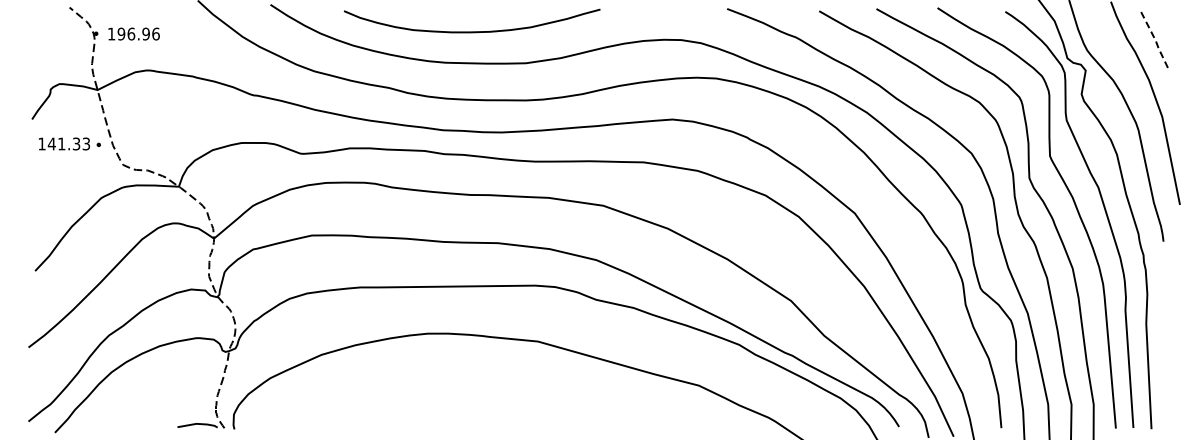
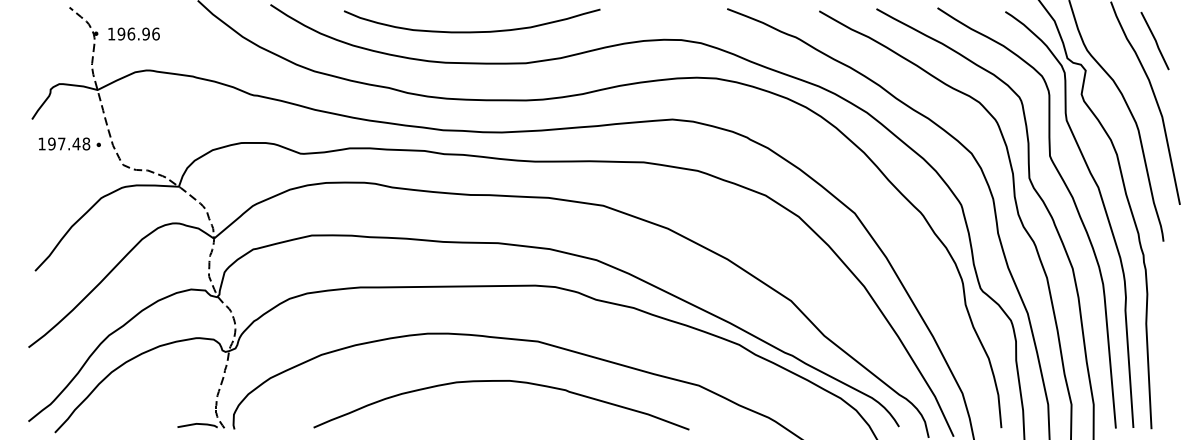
line: dashed -> solid (1155, 40)
text: 141.33 -> 197.48 (68, 143)
curve: none -> present (501, 381)
